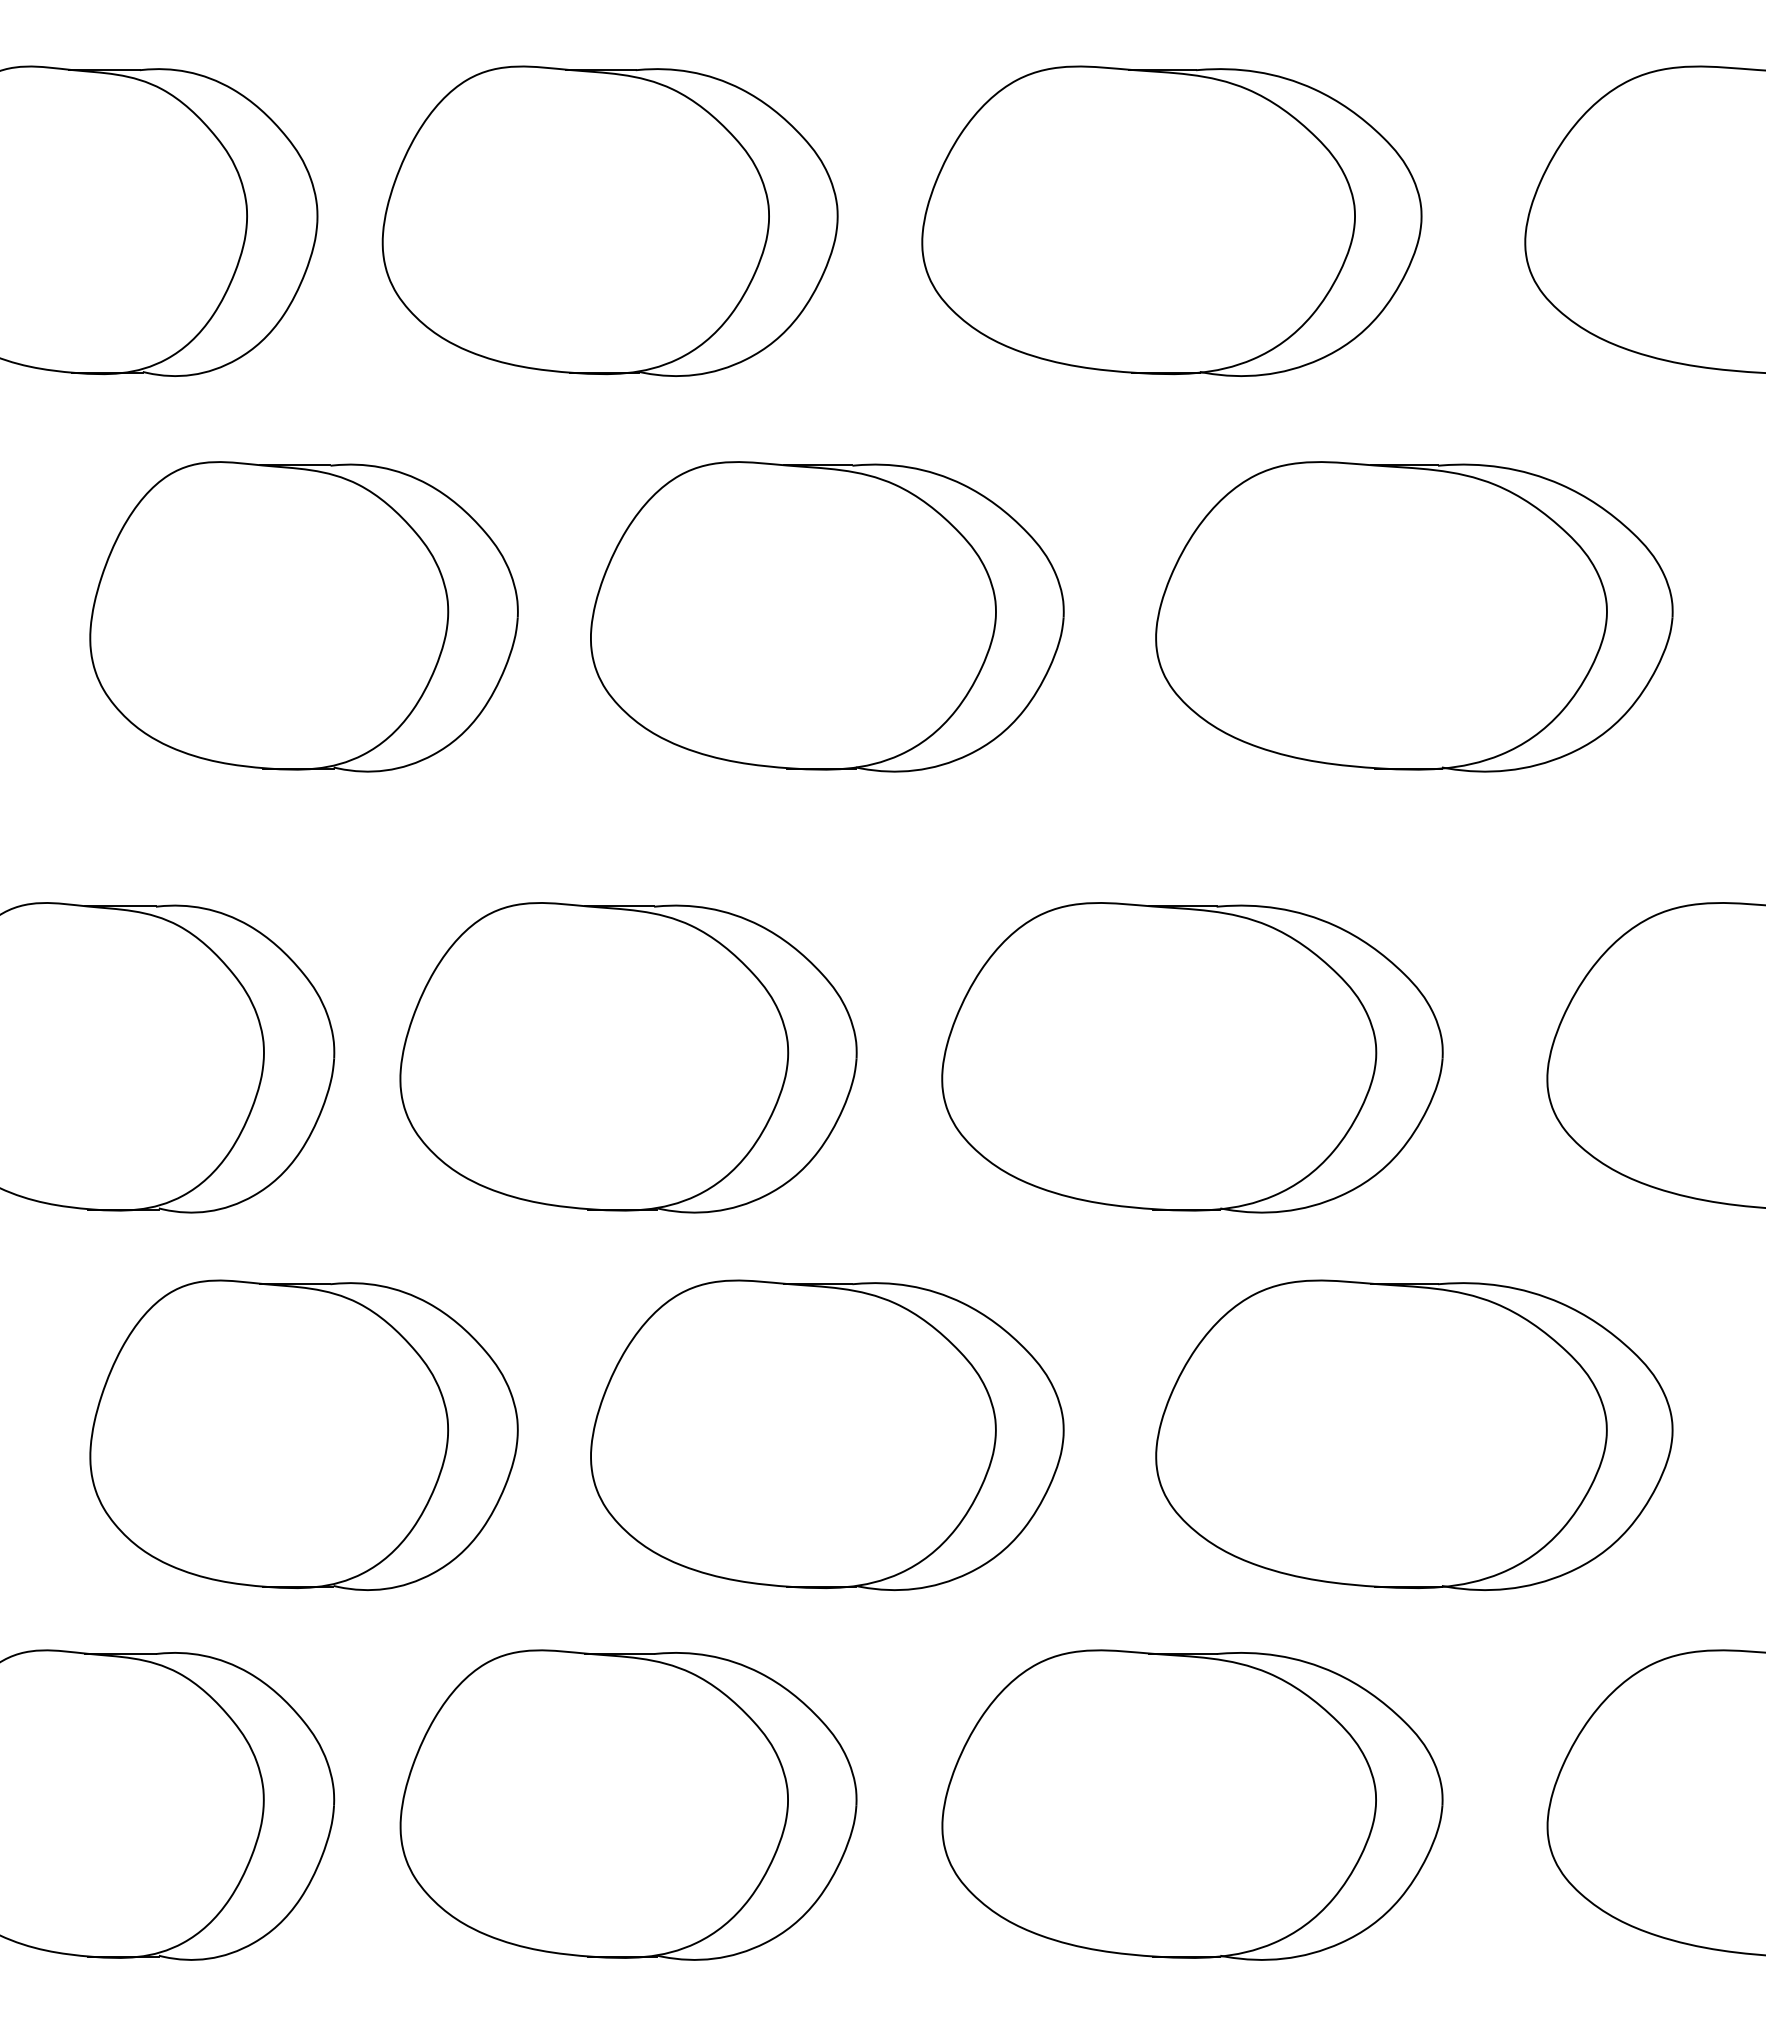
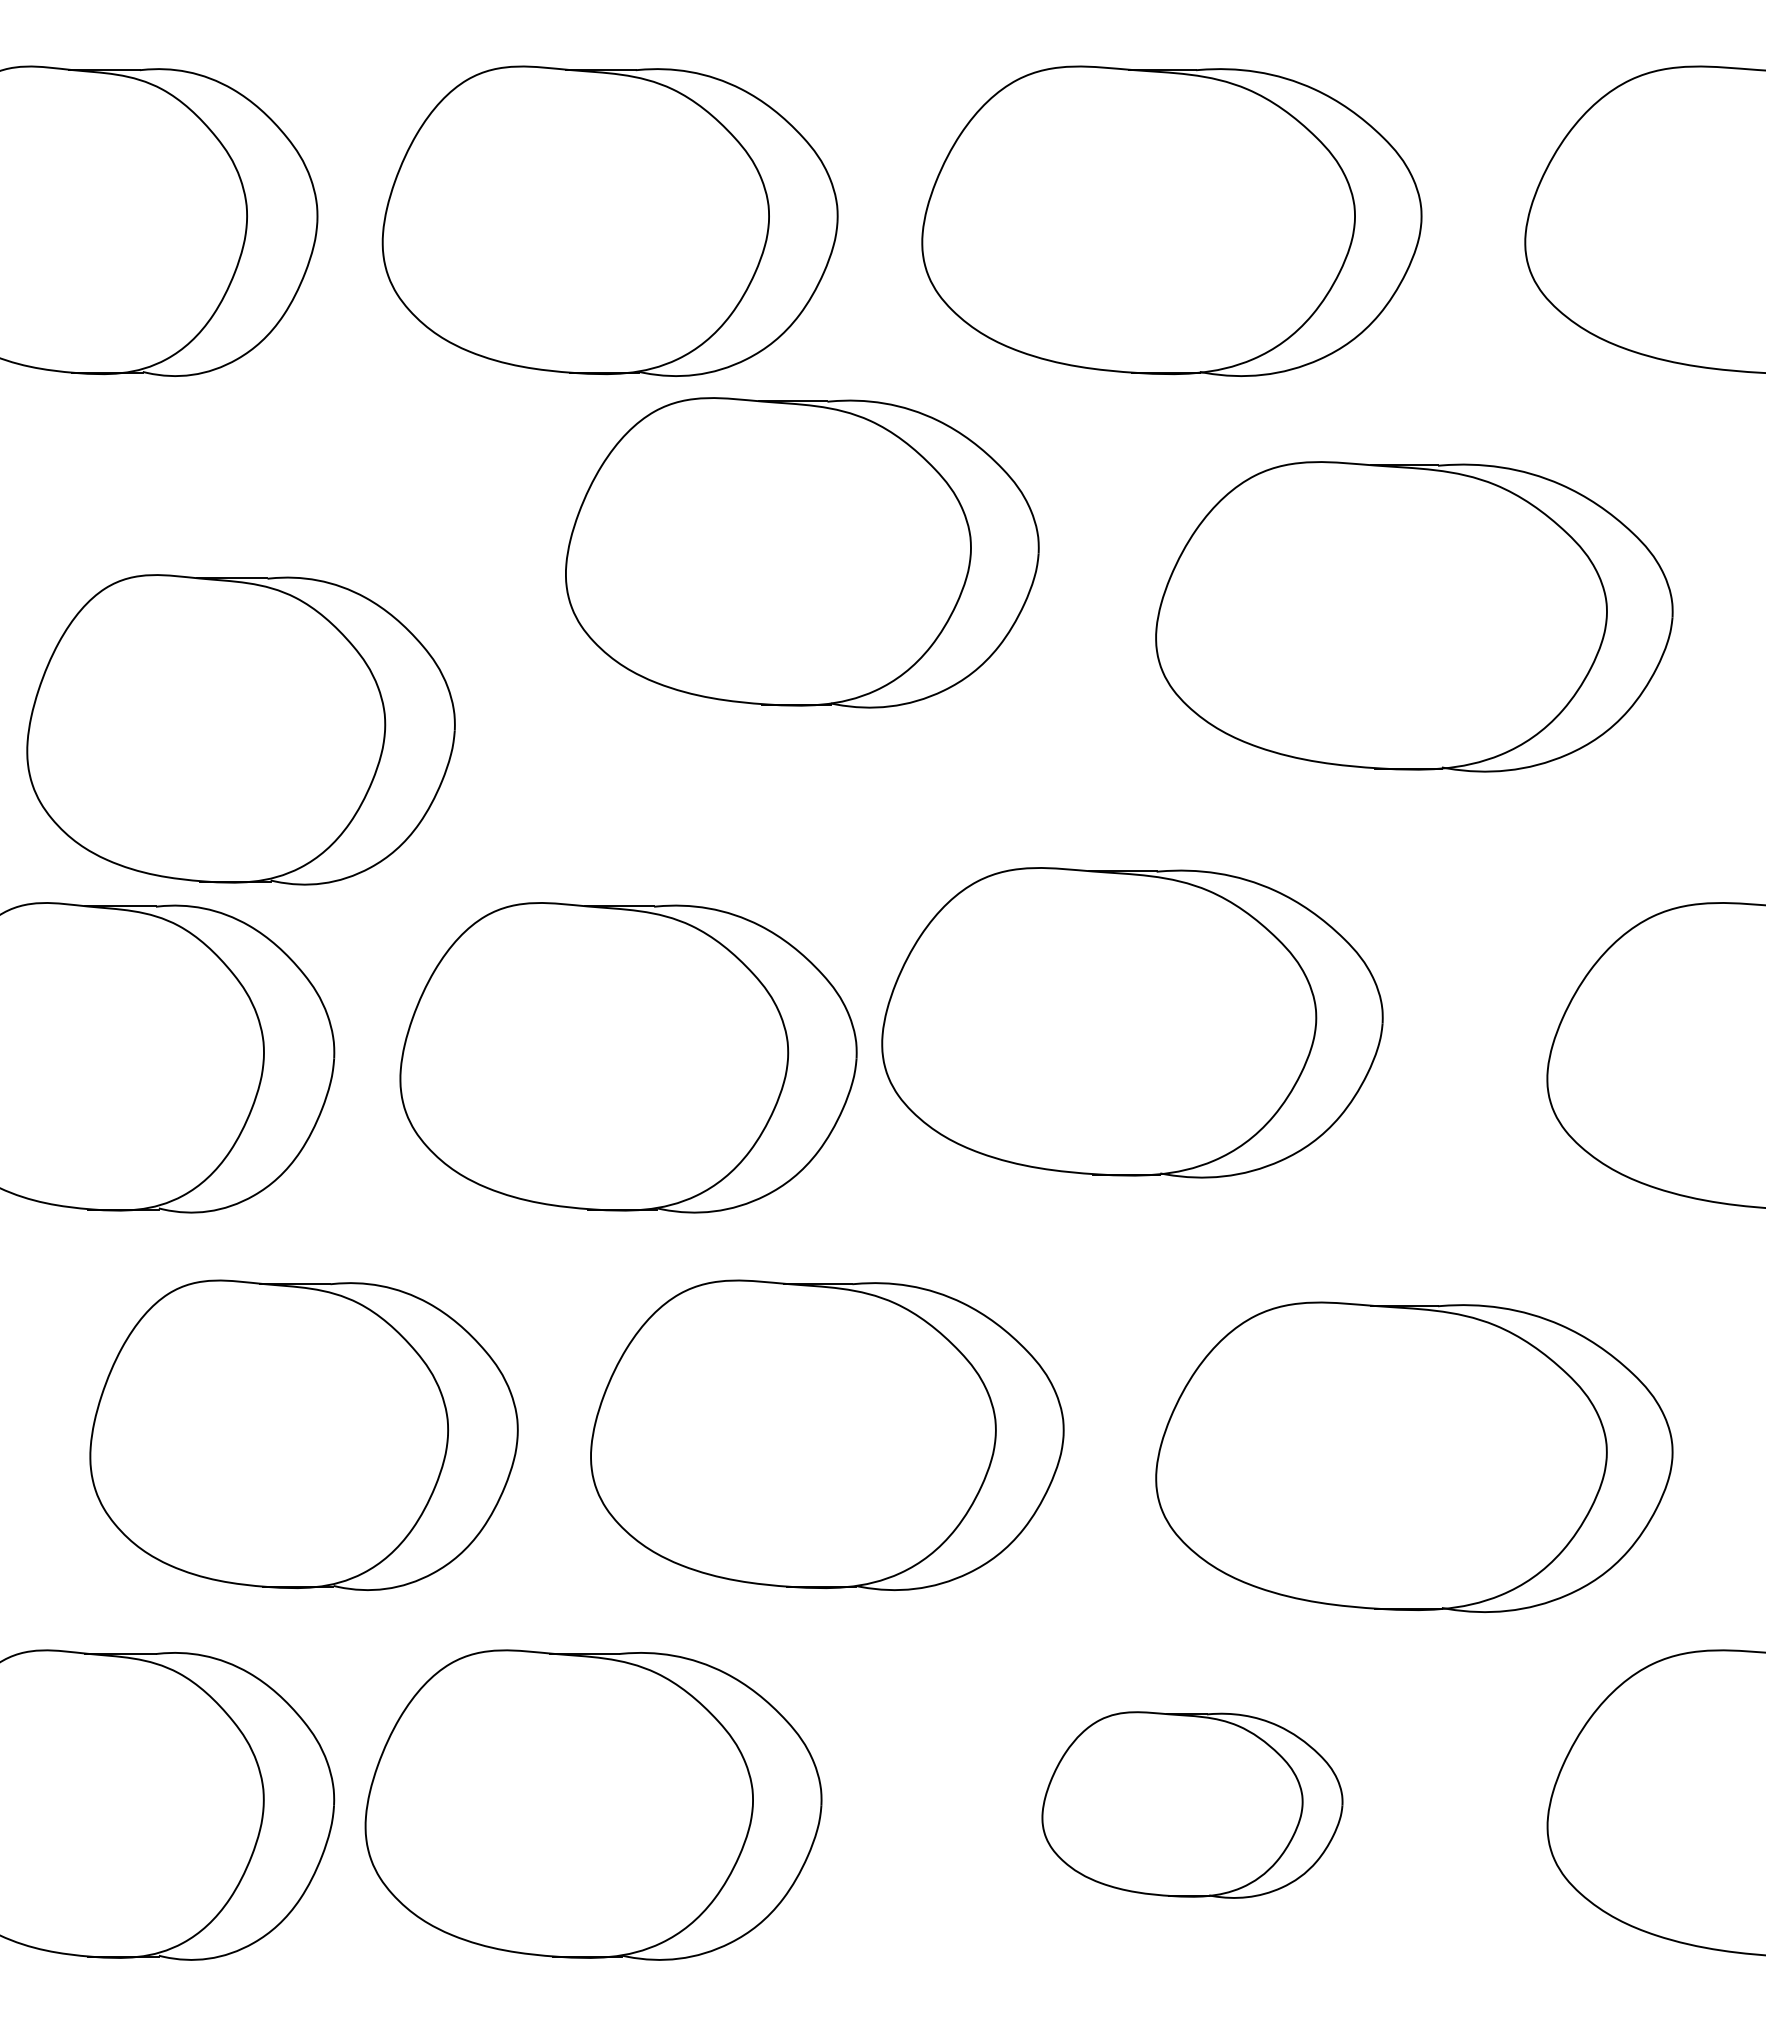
part position: (303, 616) -> (240, 729) (240, 729)
part position: (827, 616) -> (802, 552) (802, 552)
part position: (1192, 1057) -> (1132, 1022) (1132, 1022)
part position: (1414, 1434) -> (1414, 1456) (1414, 1456)
part position: (628, 1804) -> (593, 1804) (593, 1804)
part size: 503x312 px -> 303x188 px (1192, 1804)
